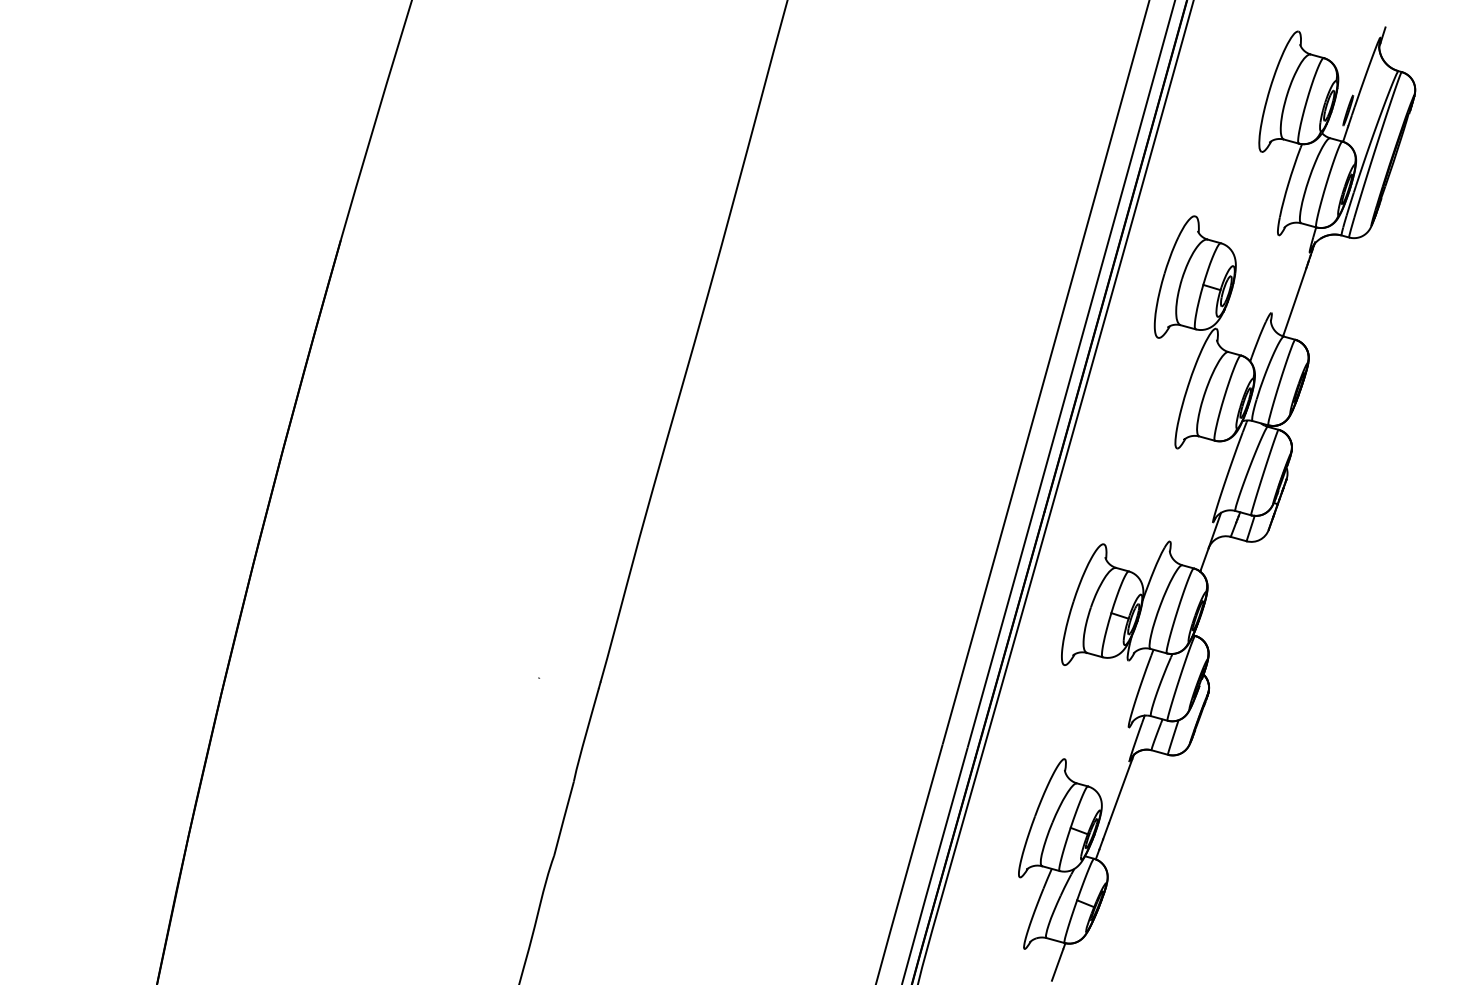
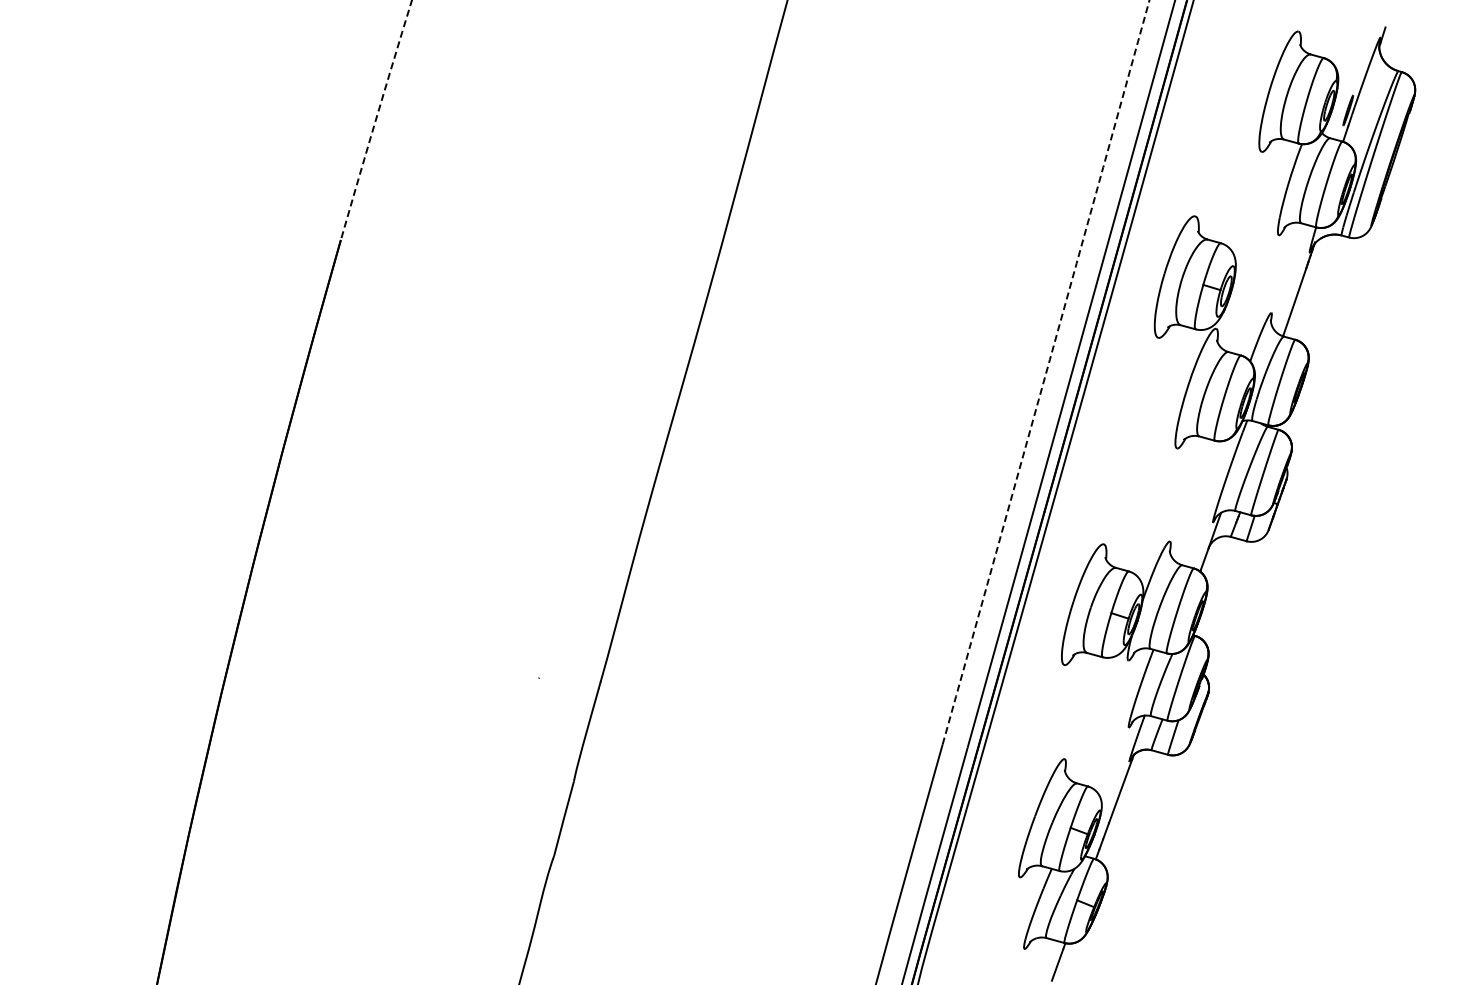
arc: solid -> dashed (375, 120)
arc: solid -> dashed (1046, 372)
